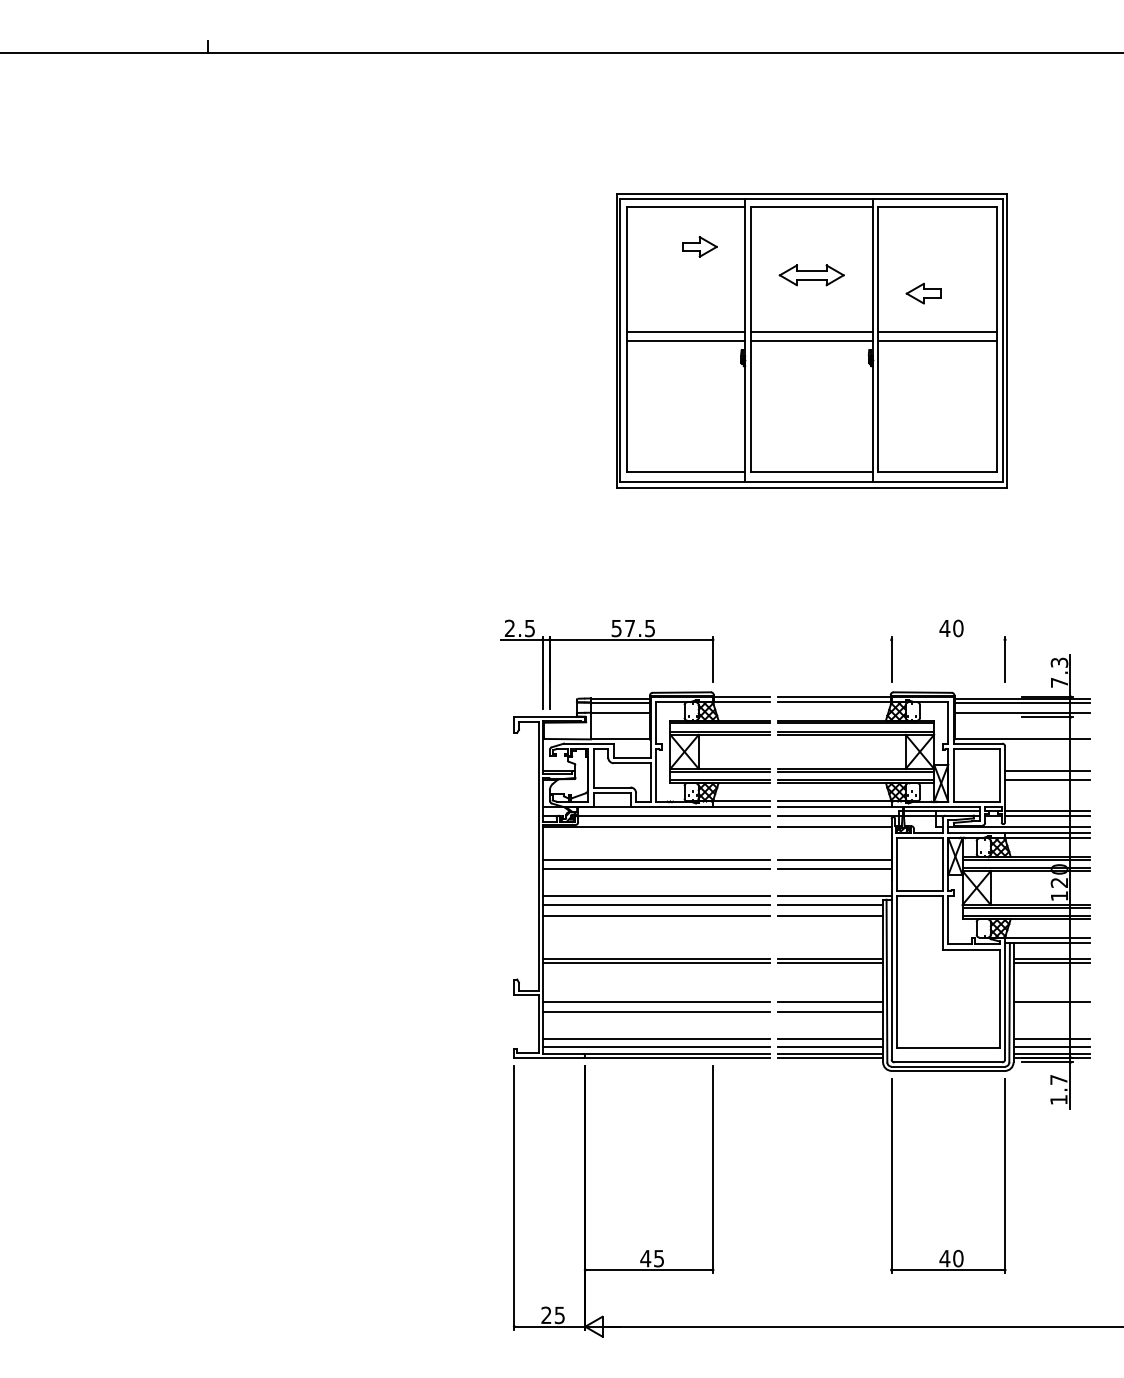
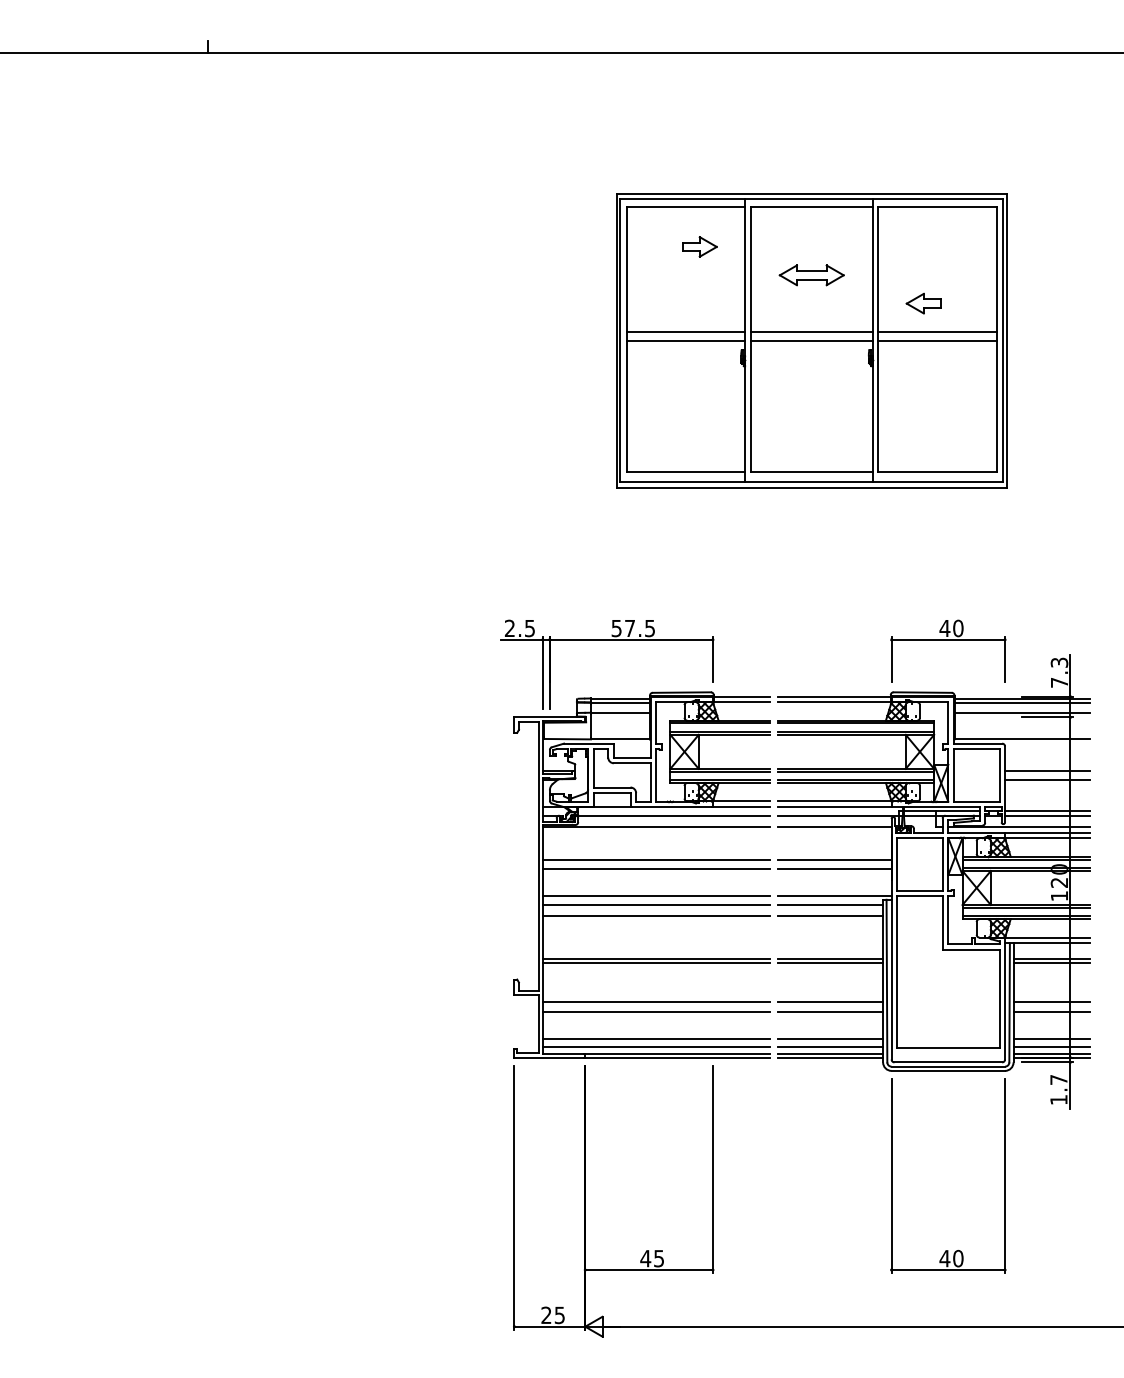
part position: (923, 293) -> (923, 303) (923, 303)
line: none -> present (948, 639)
line: none -> present (1051, 1011)
